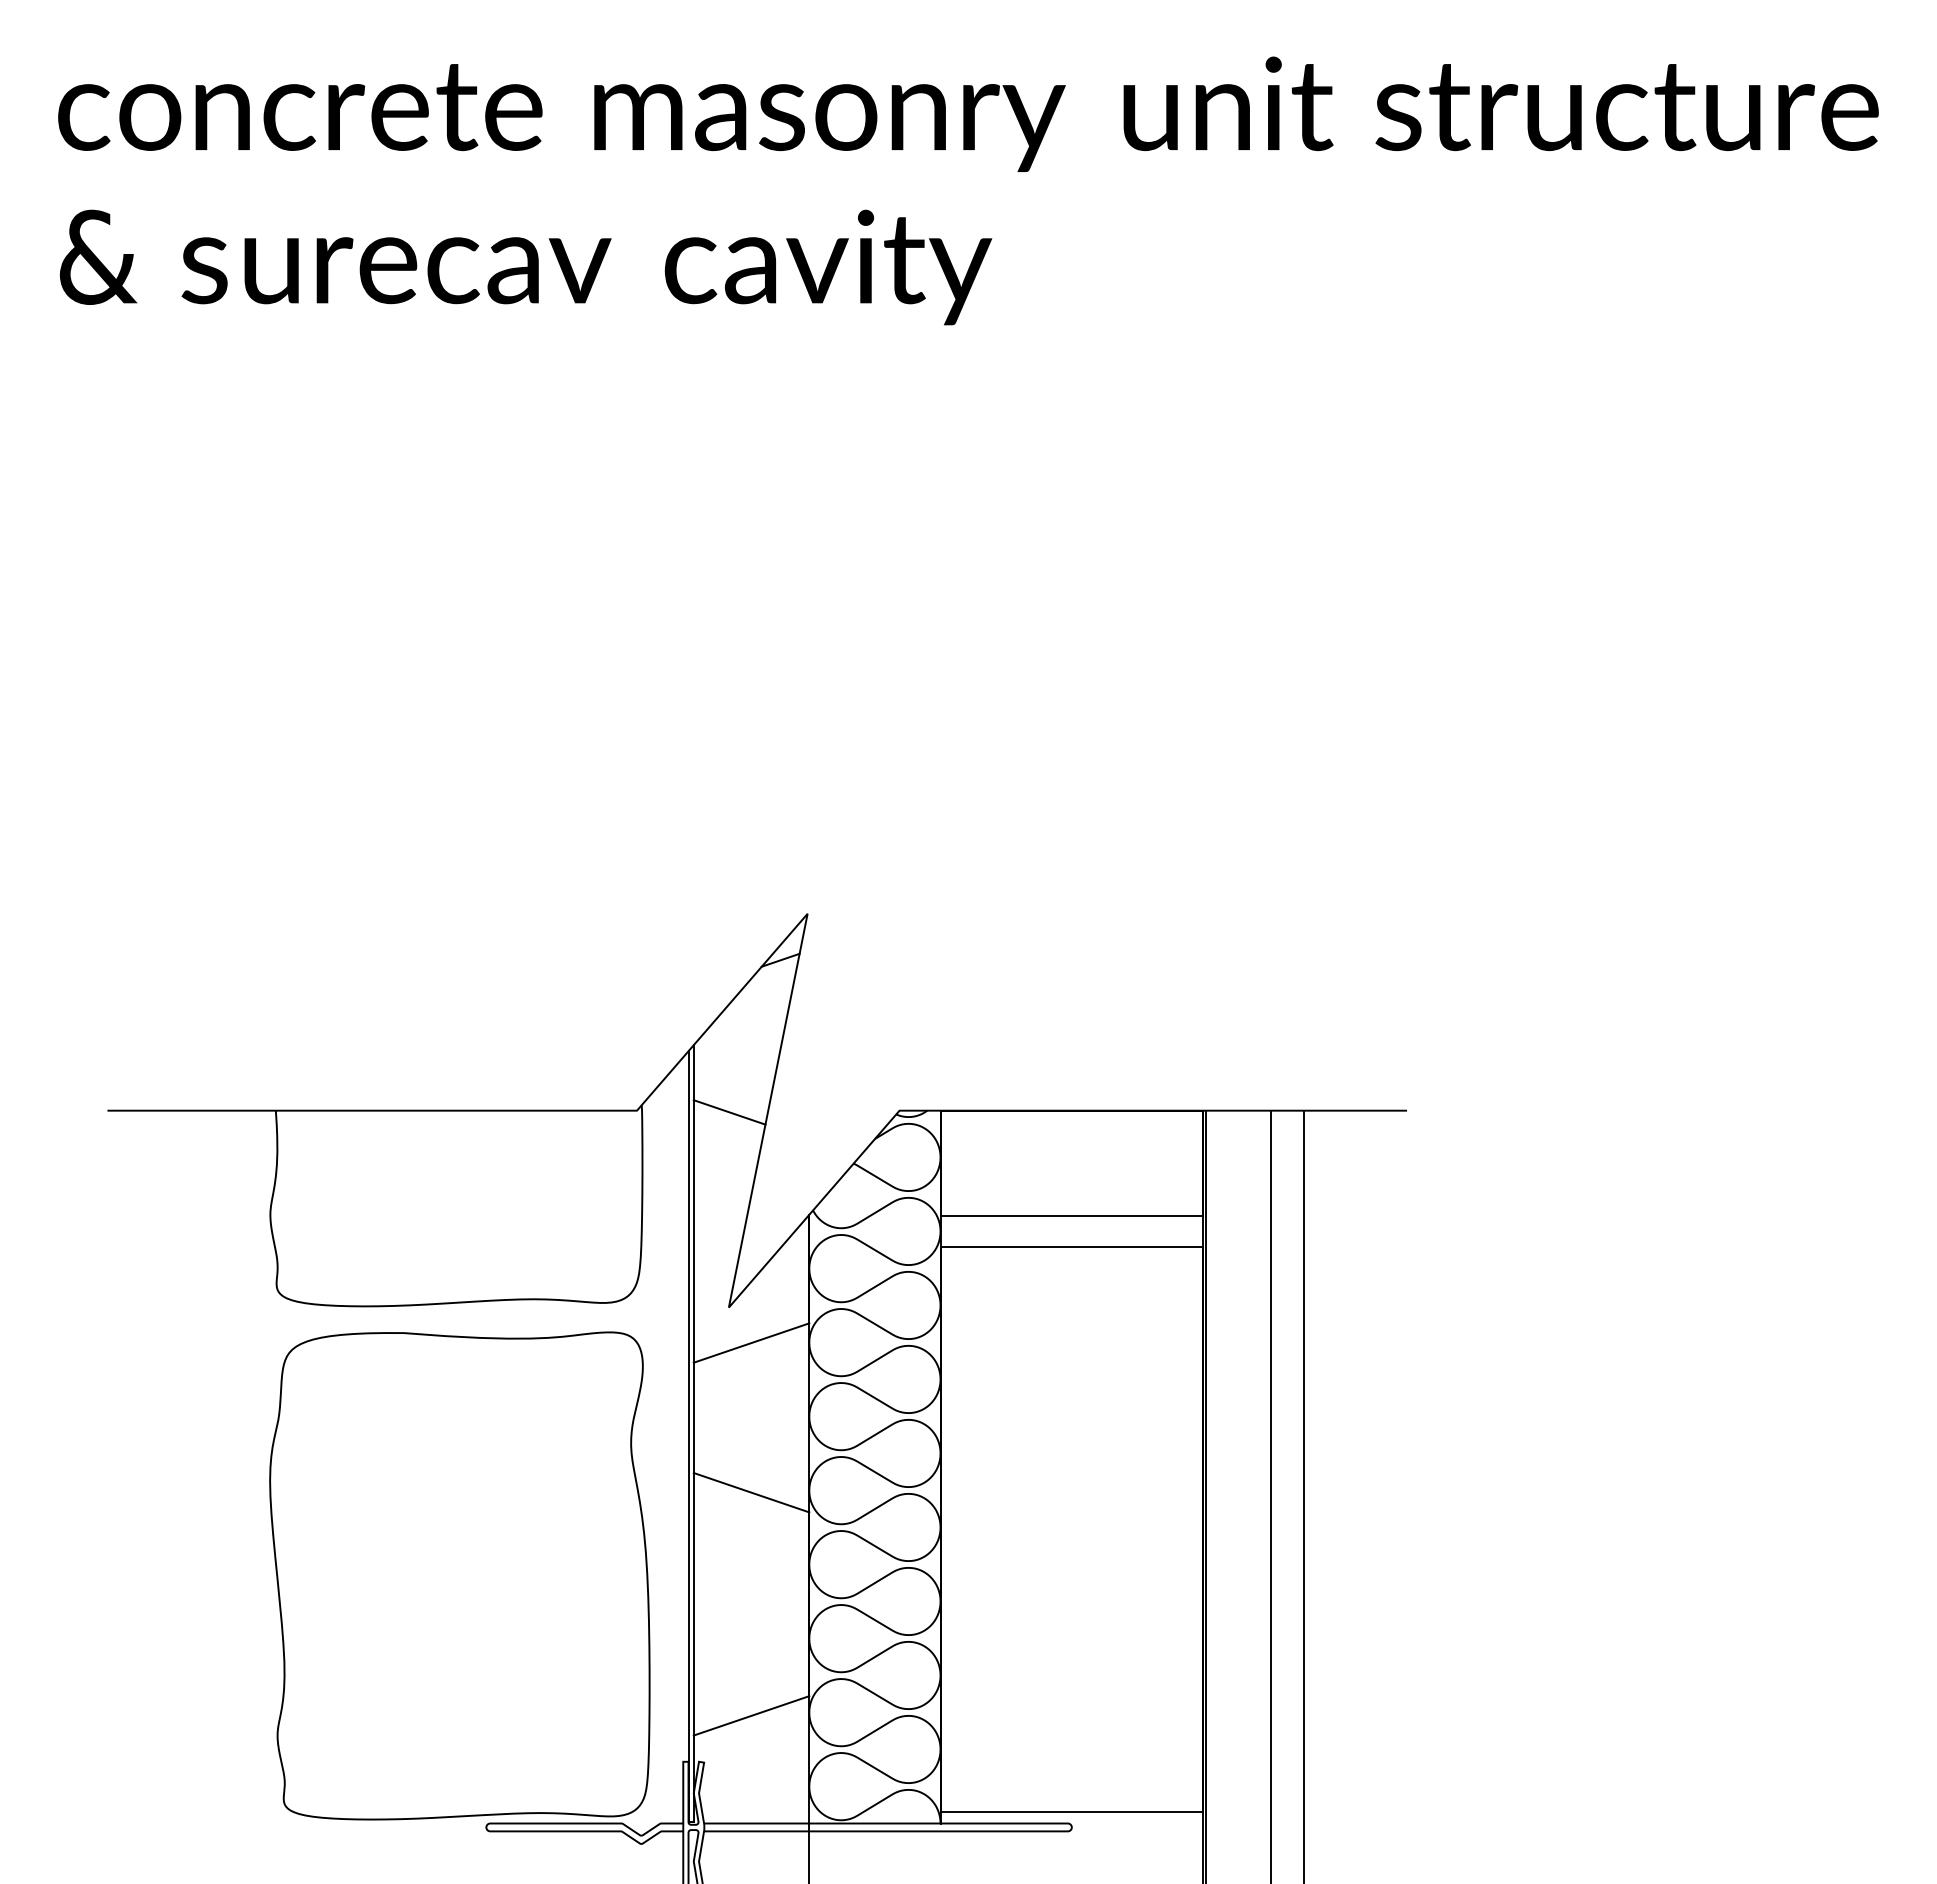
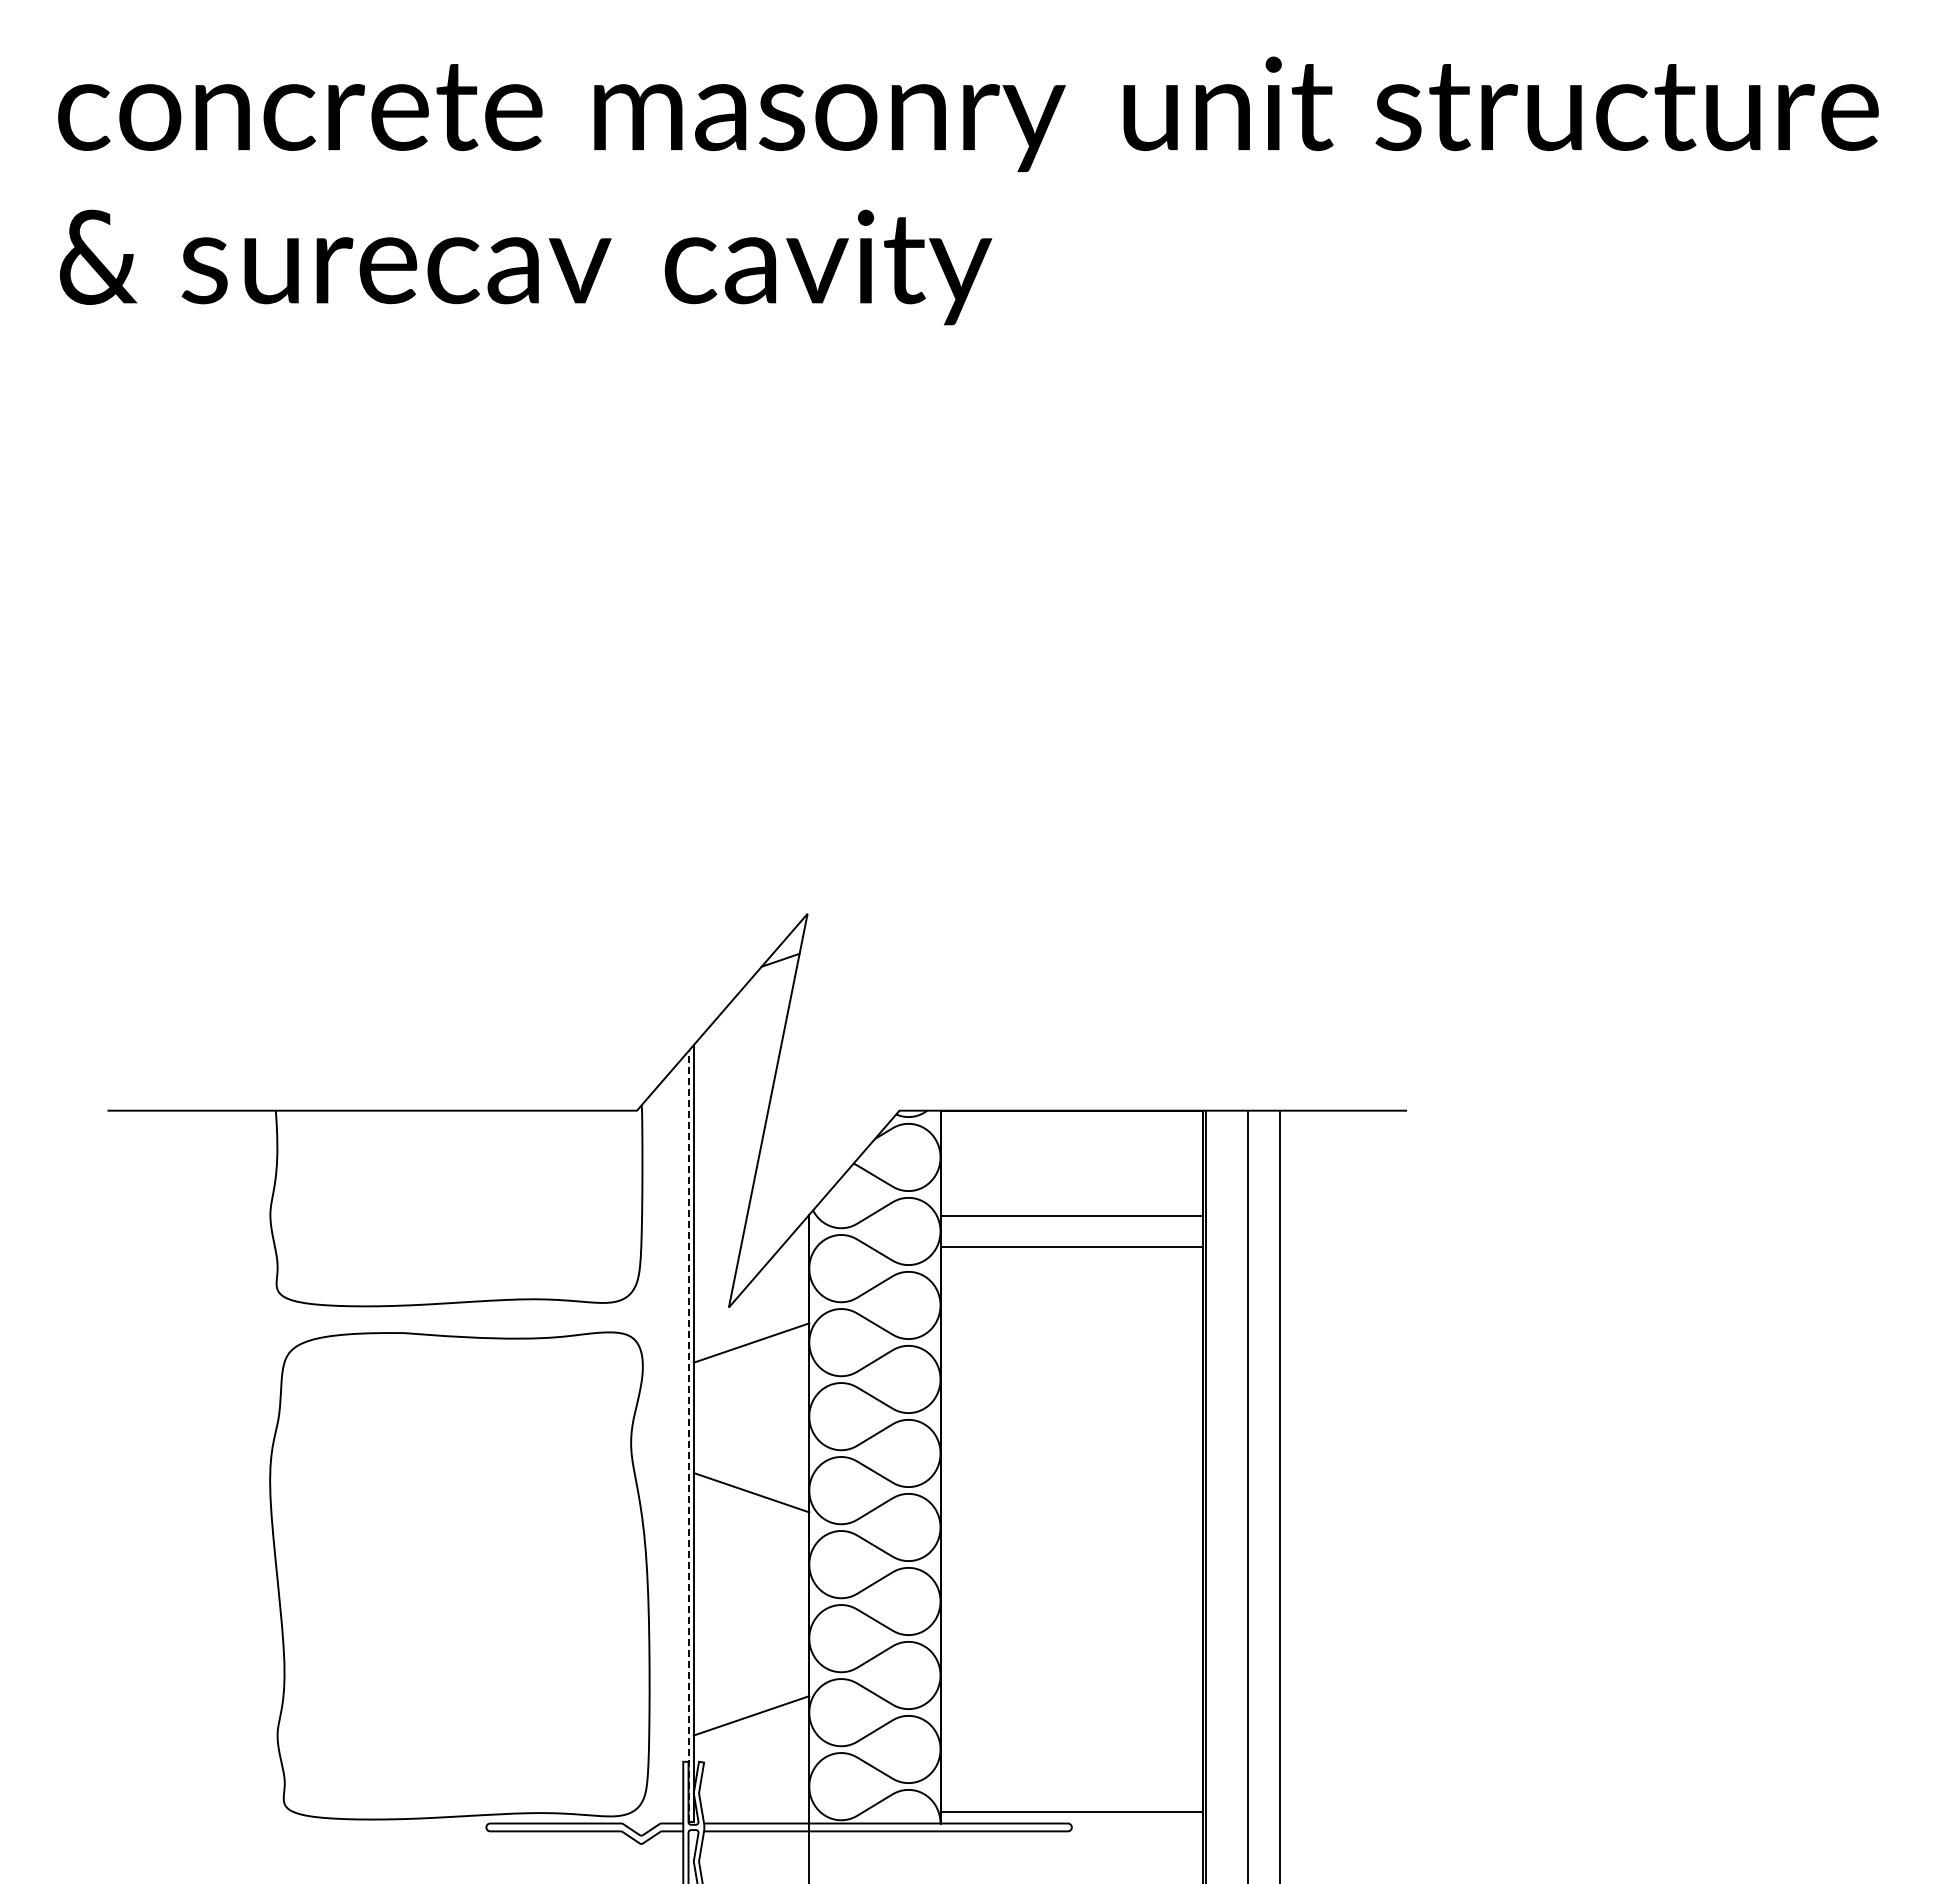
line: present -> none (729, 1112)
line: solid -> dashed (688, 1436)
line position: (1271, 1495) -> (1248, 1495) (1248, 1495)
line position: (1304, 1495) -> (1280, 1495) (1280, 1495)
